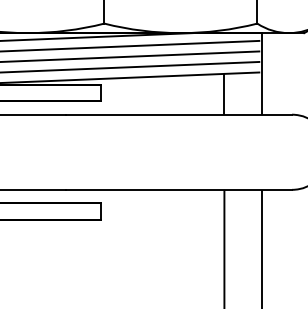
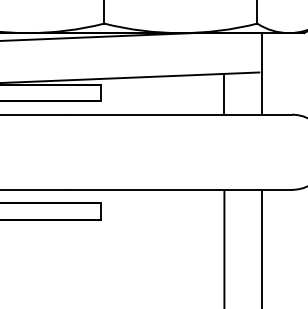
line: present -> none (130, 45)
line: present -> none (130, 56)
line: present -> none (130, 66)
